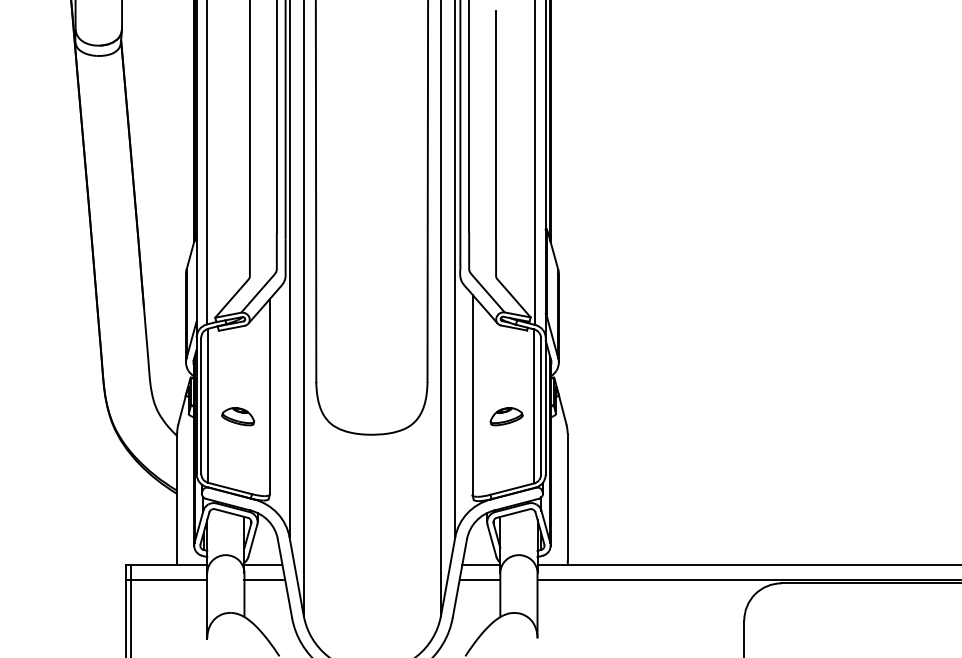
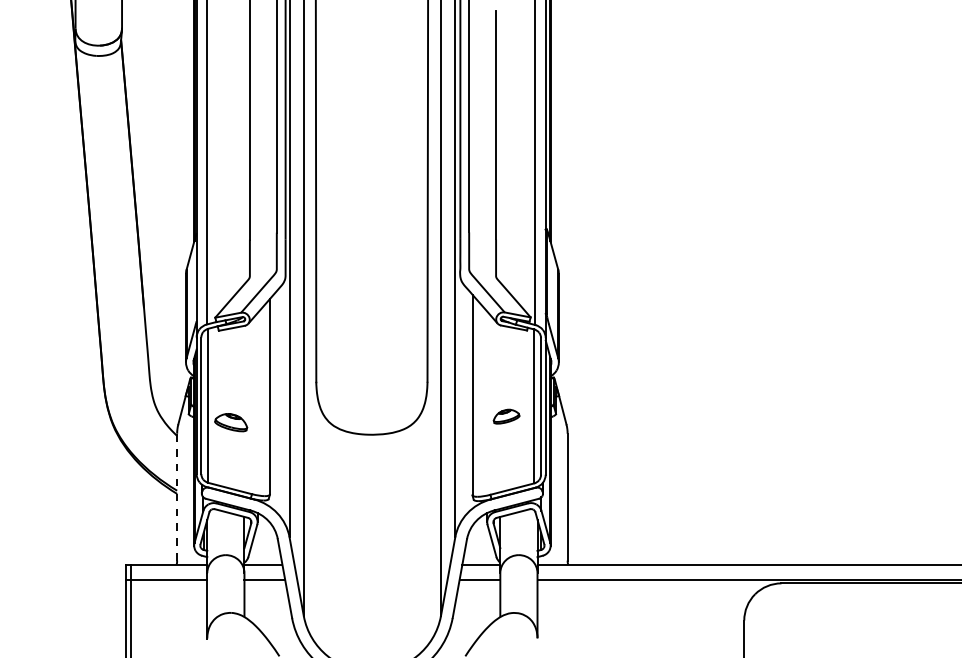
part position: (238, 416) -> (231, 422) (231, 422)
part size: 35x20 px -> 29x17 px (506, 416)
line: solid -> dashed (177, 496)
